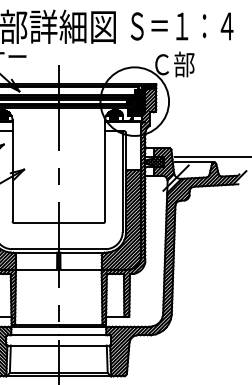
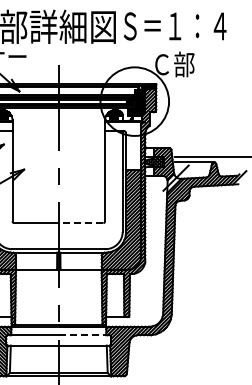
text position: (181, 26) -> (174, 26) (174, 26)
line: solid -> dashed (80, 223)
line: solid -> dashed (83, 335)
